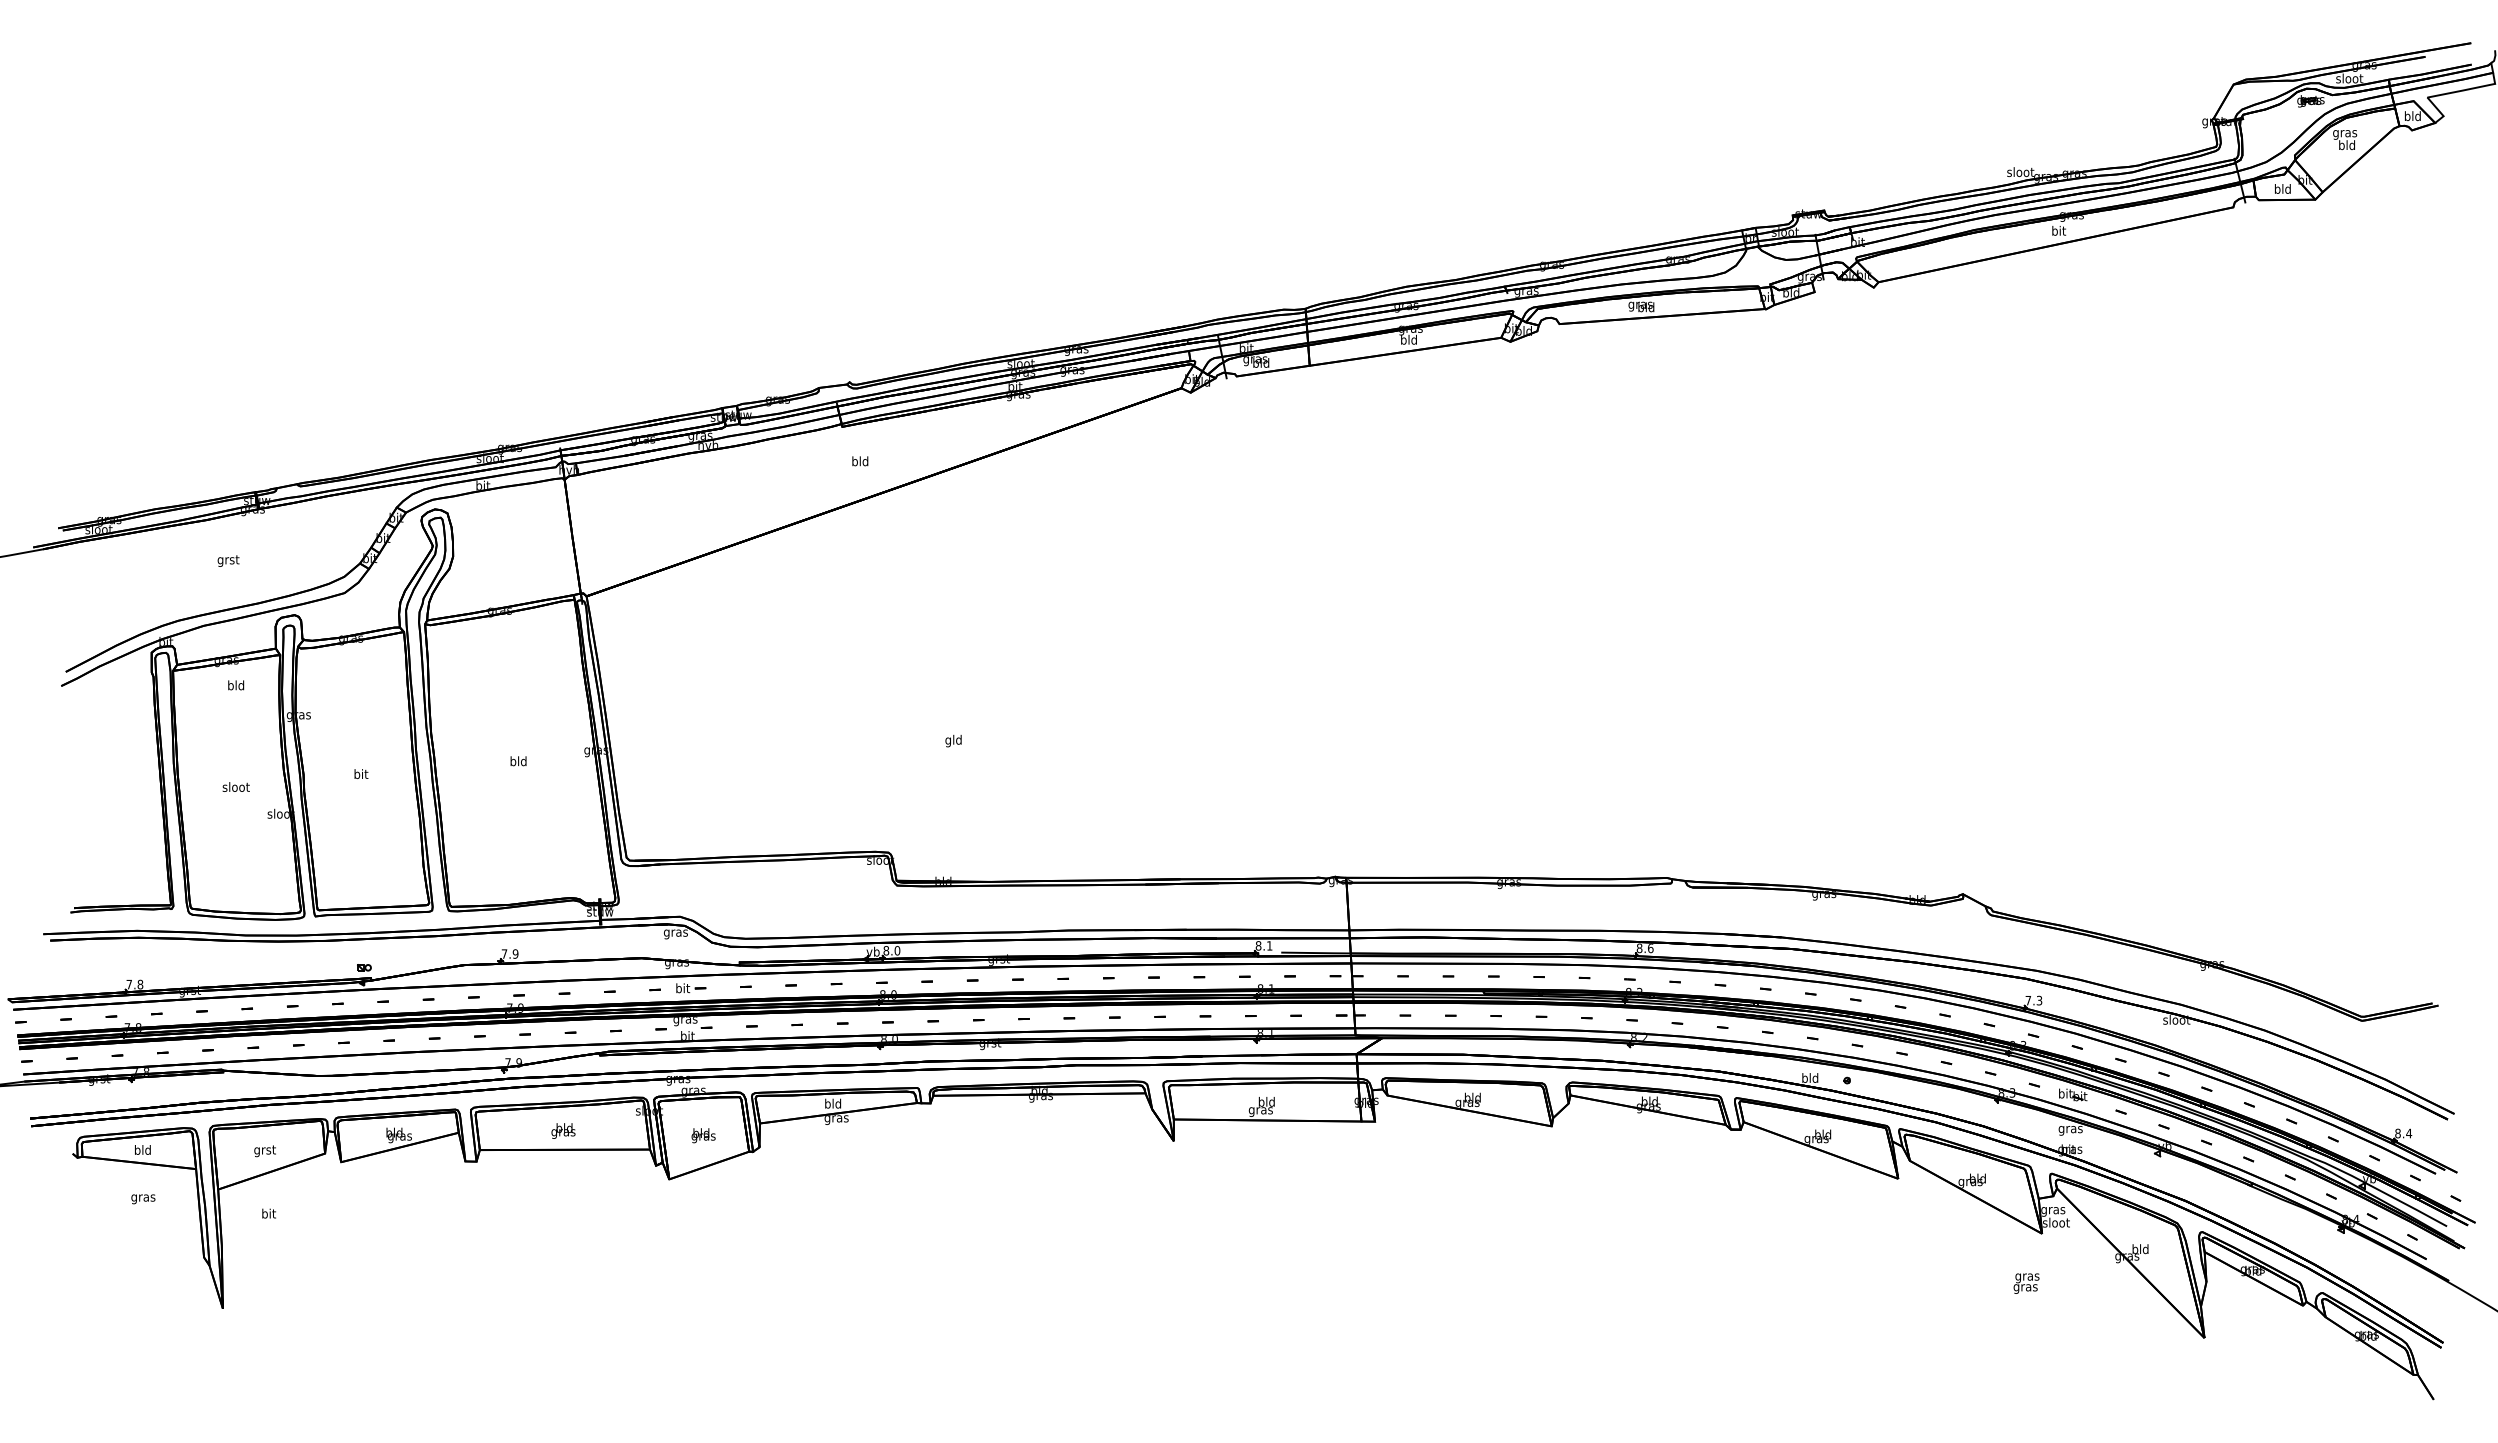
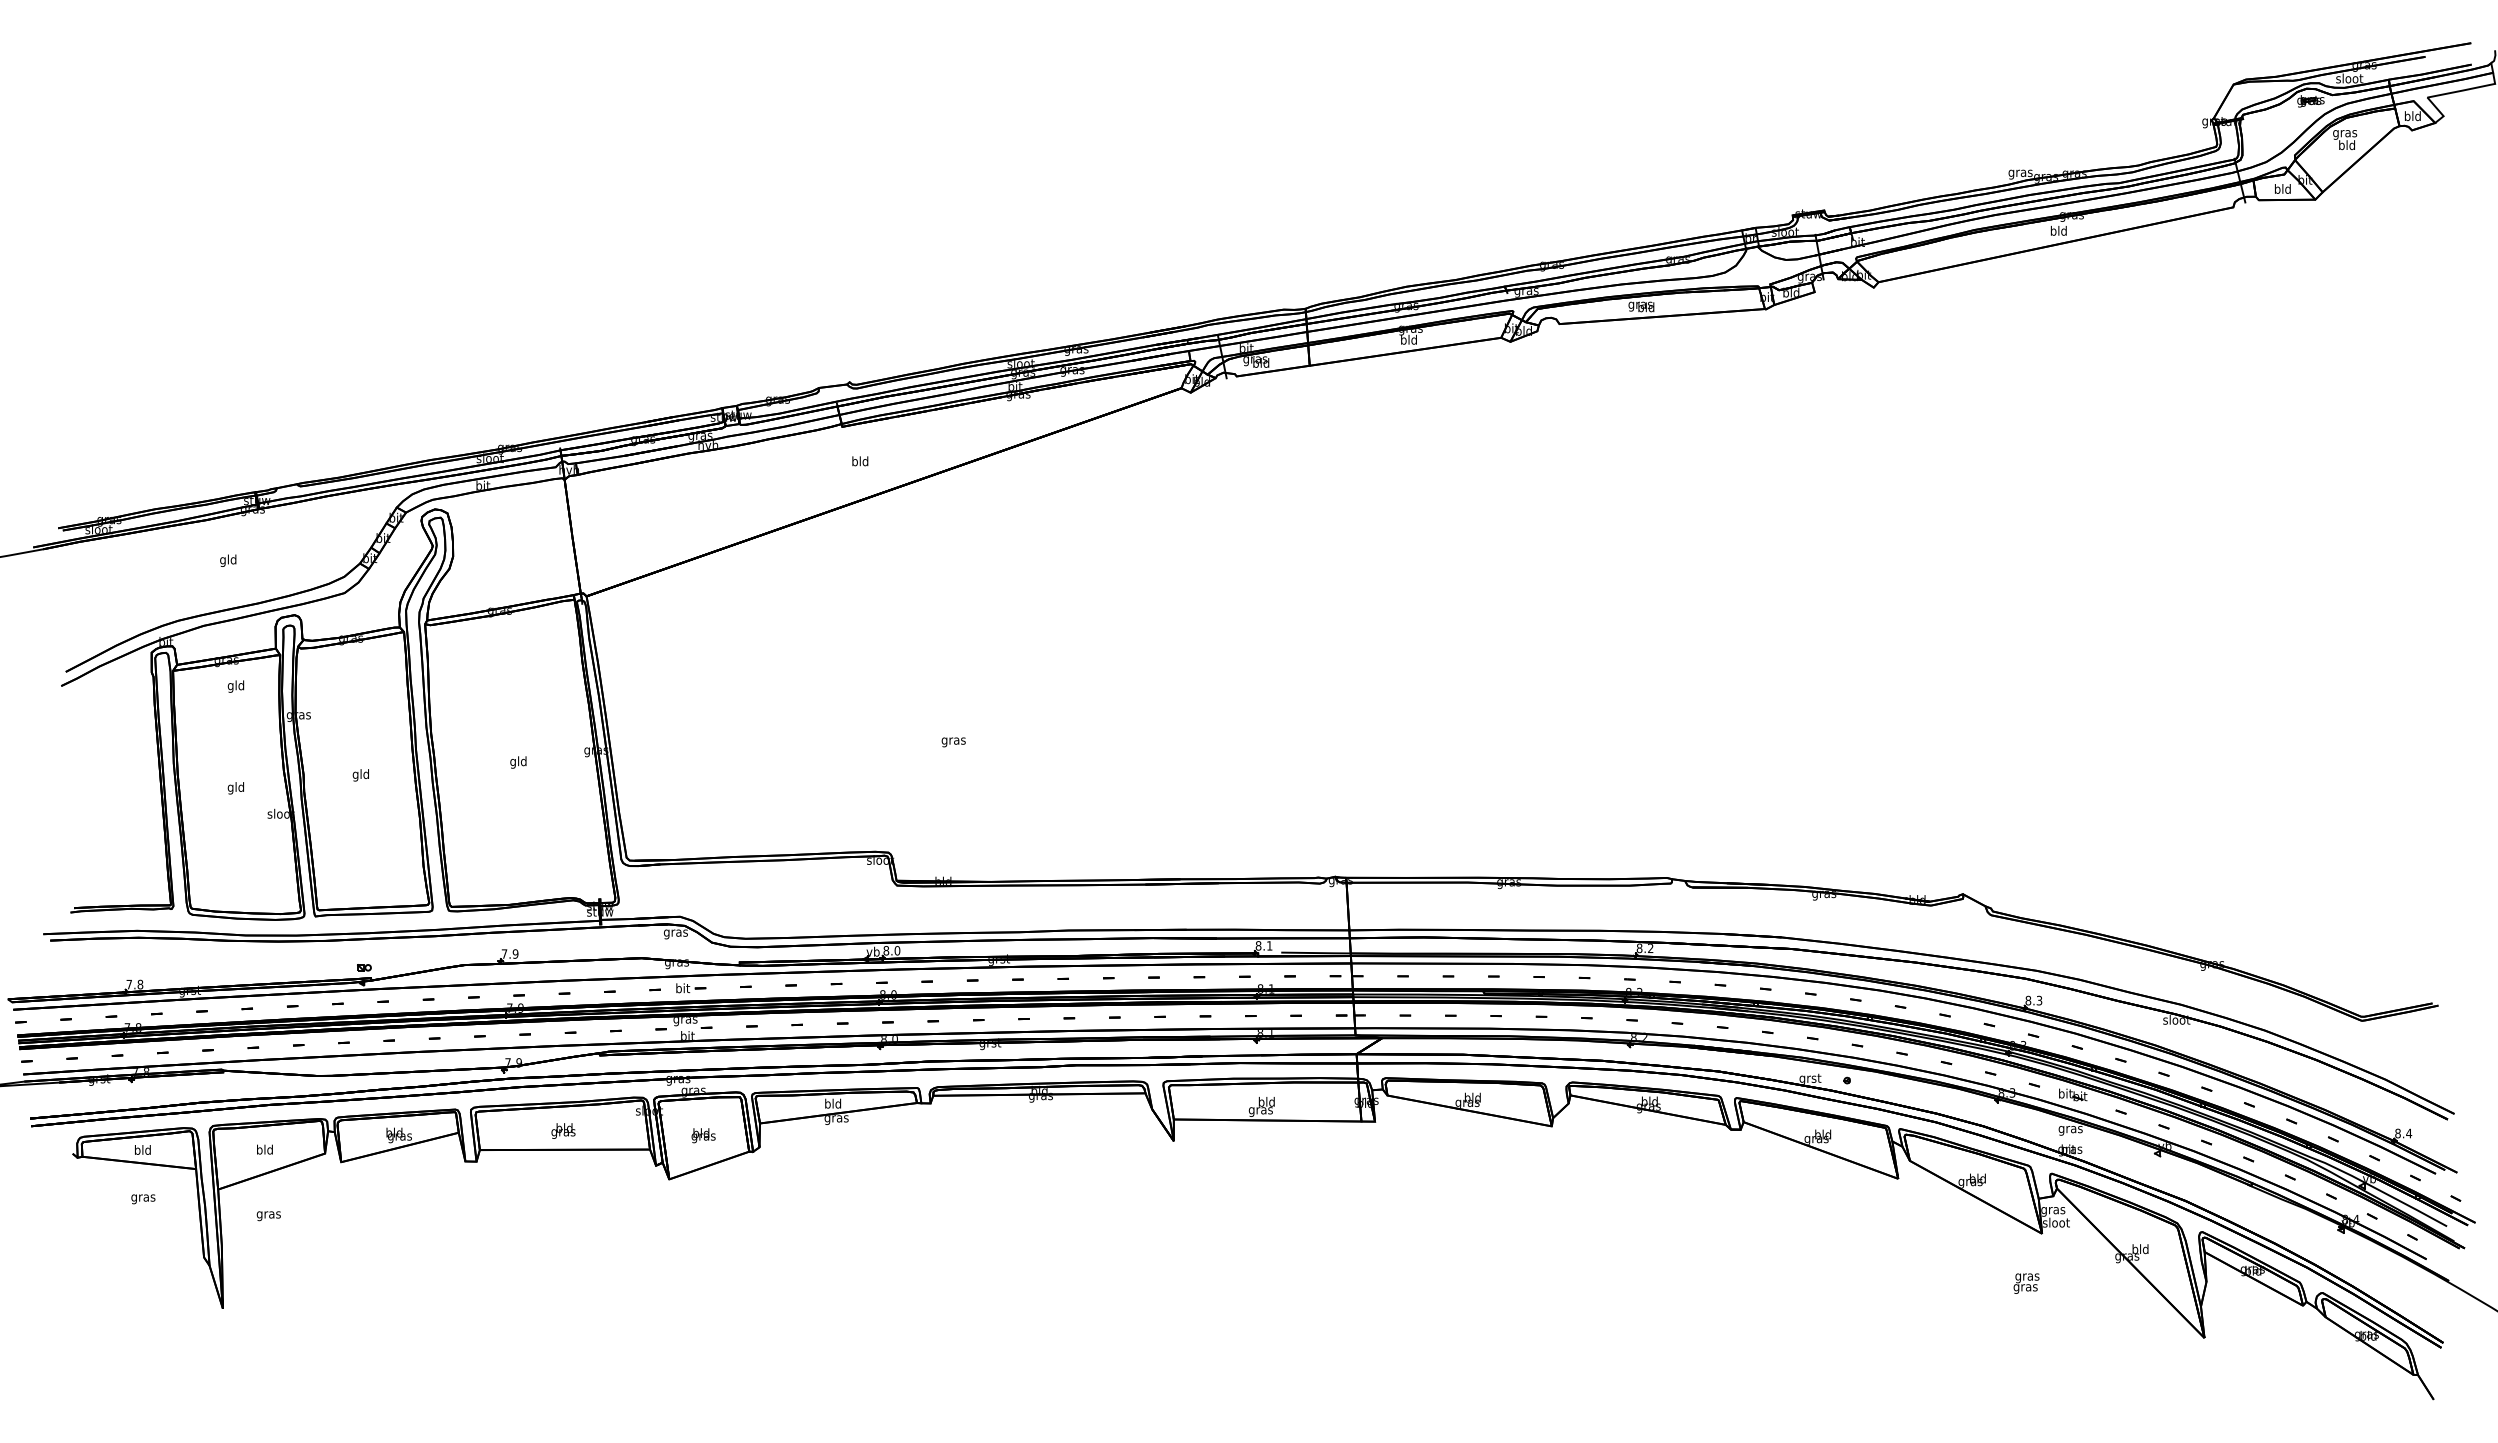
text: sloot -> gras (2020, 173)
text: bit -> bld (2058, 230)
text: grst -> gld (228, 560)
text: bld -> gld (230, 686)
text: gld -> gras (953, 740)
text: bld -> gld (513, 762)
text: bit -> gld (360, 775)
text: sloot -> gld (235, 788)
text: 8.6 -> 8.2 (1650, 948)
text: 7.3 -> 8.3 (2028, 1000)
text: bld -> grst (1810, 1078)
text: grst -> bld (264, 1150)
text: bit -> gras (268, 1214)
